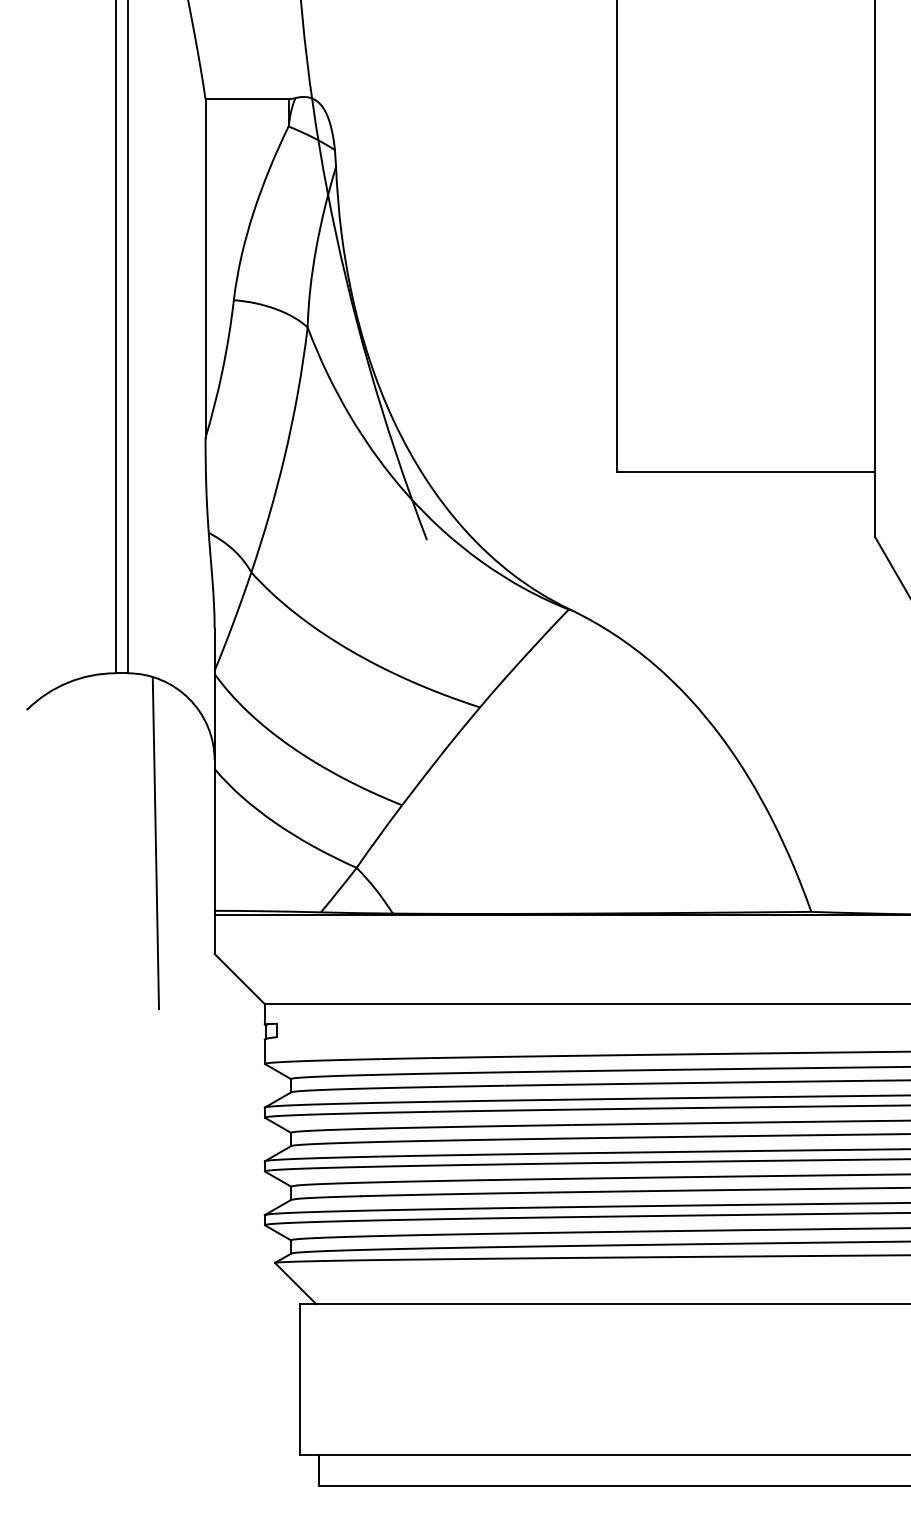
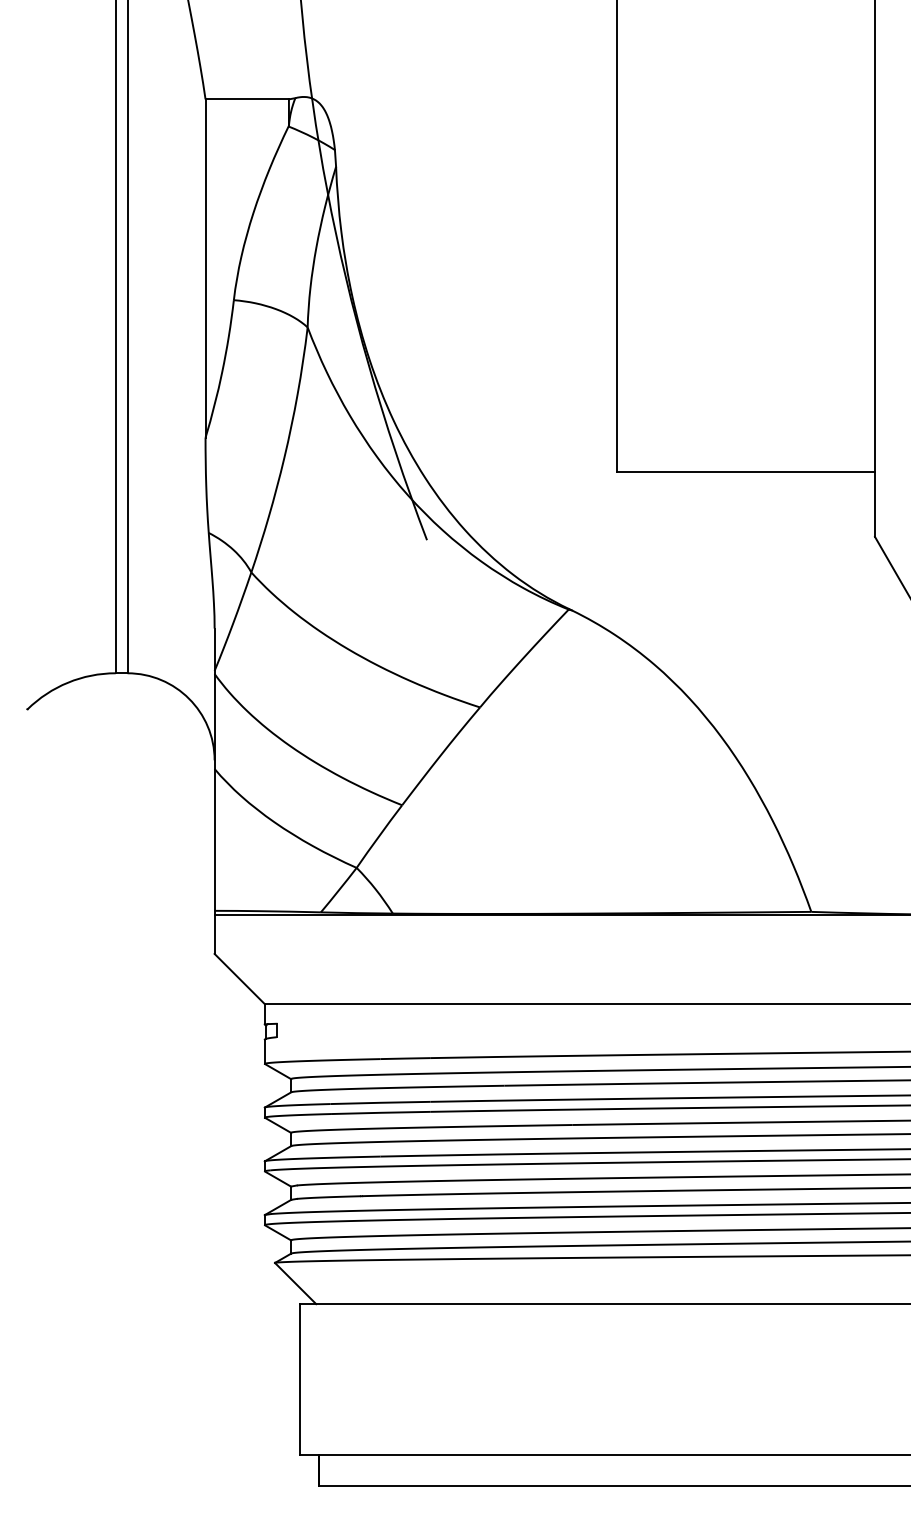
line: present -> none (155, 843)
